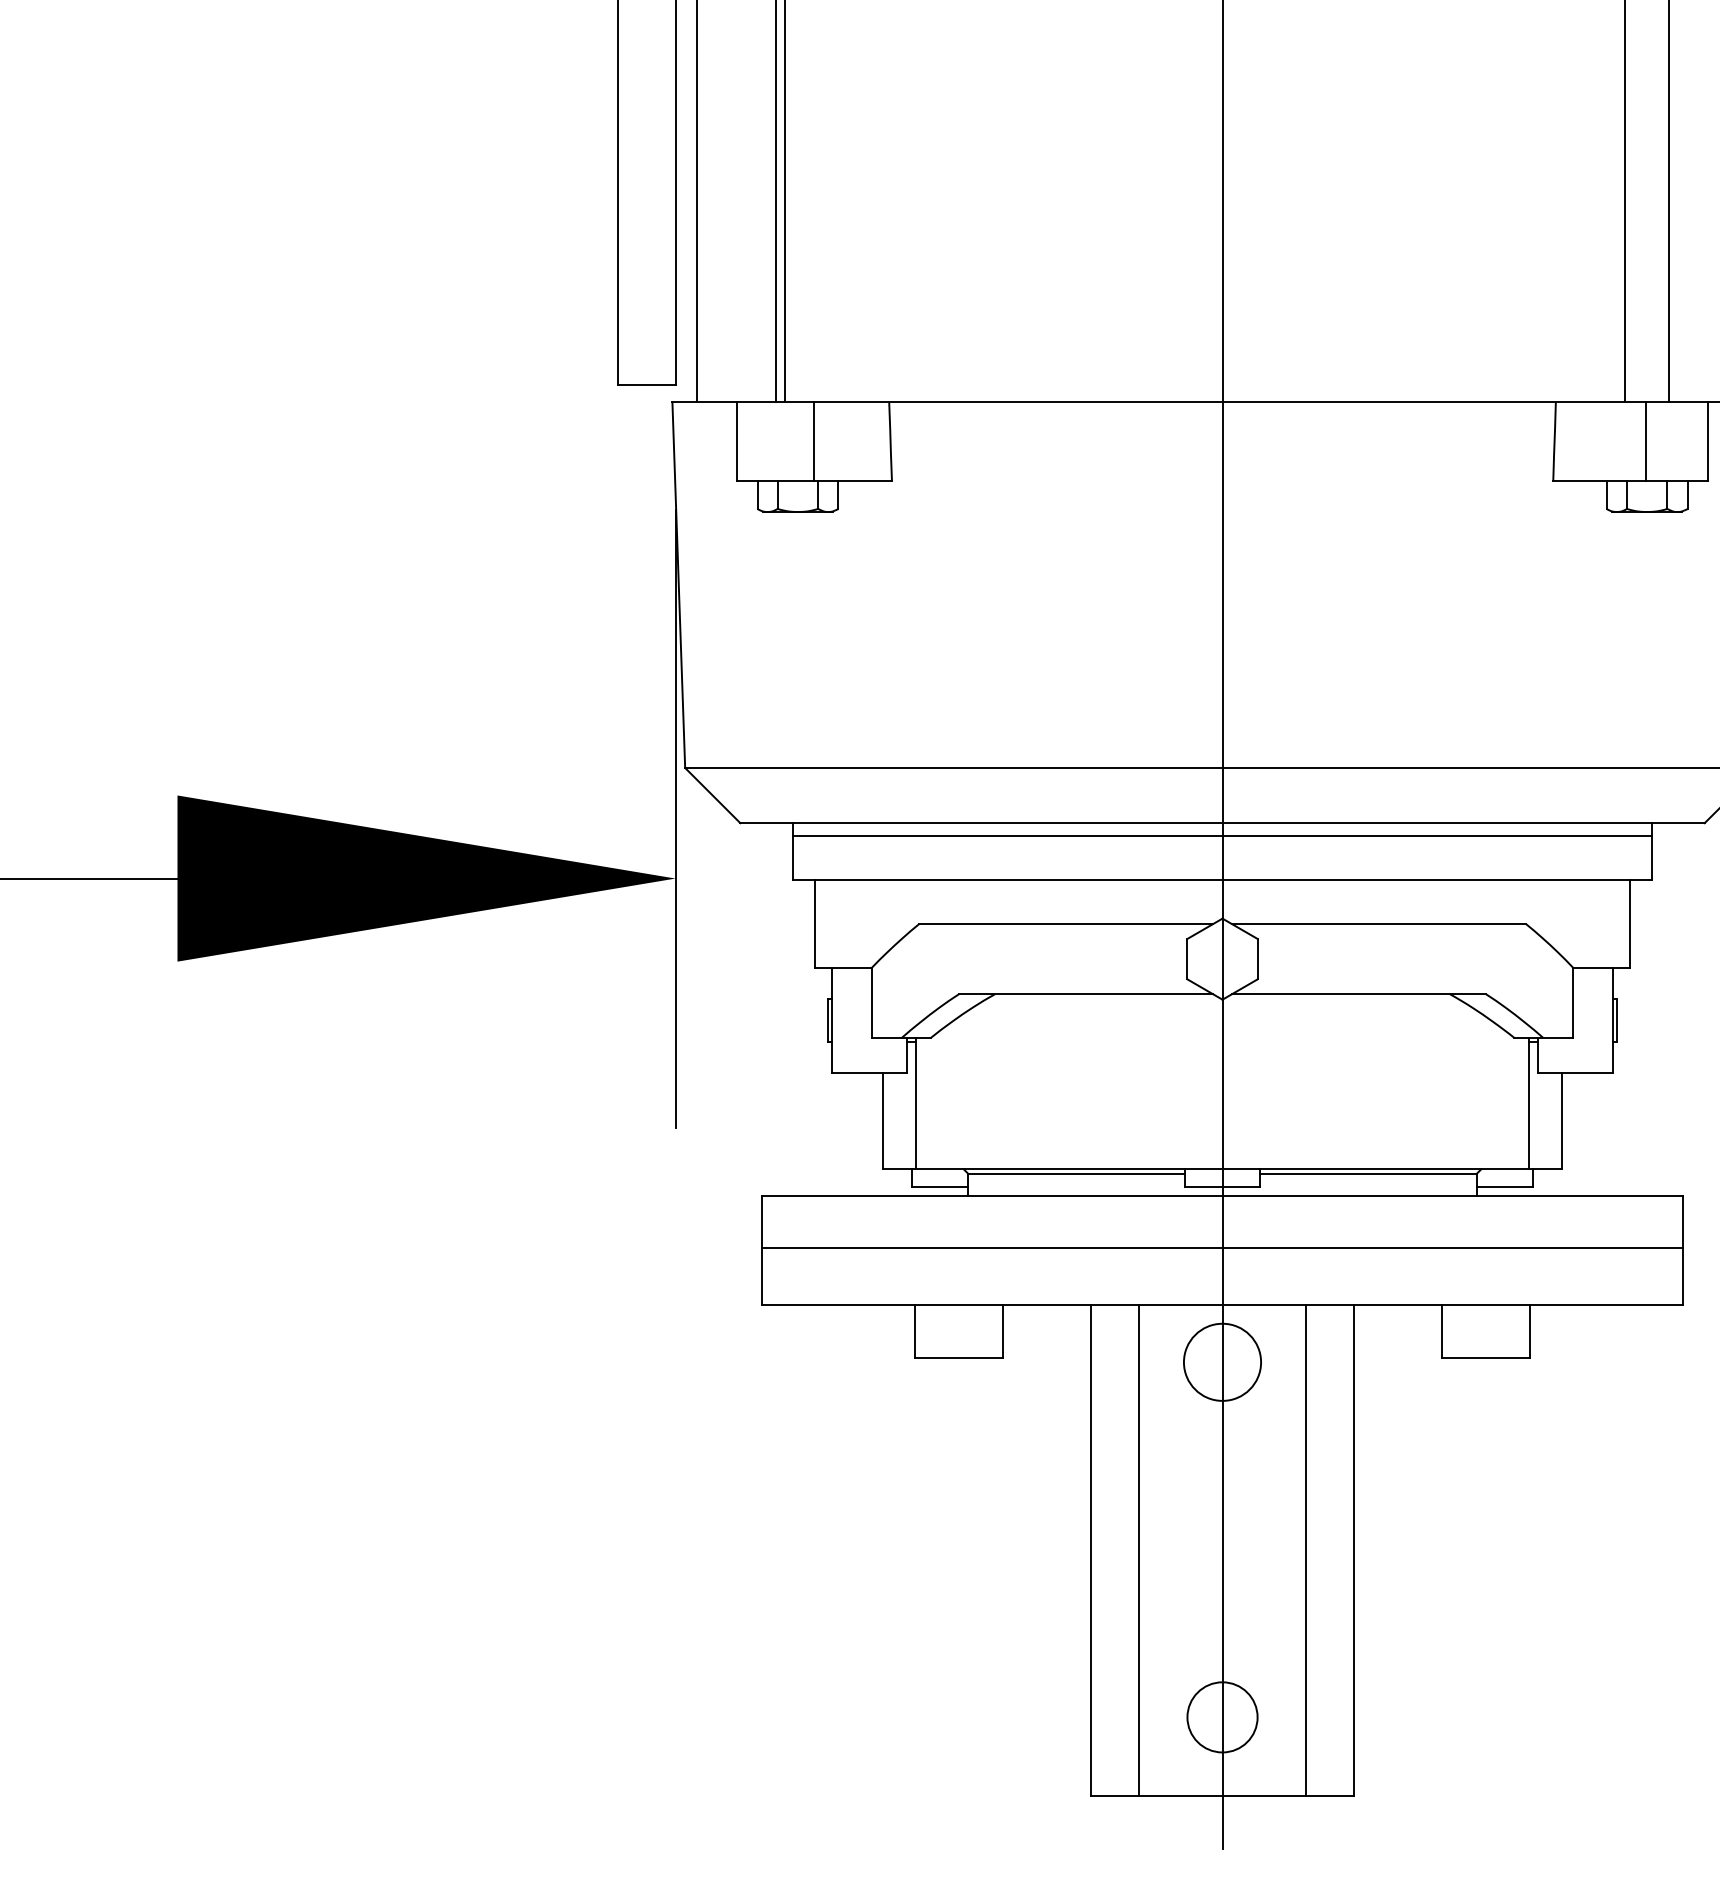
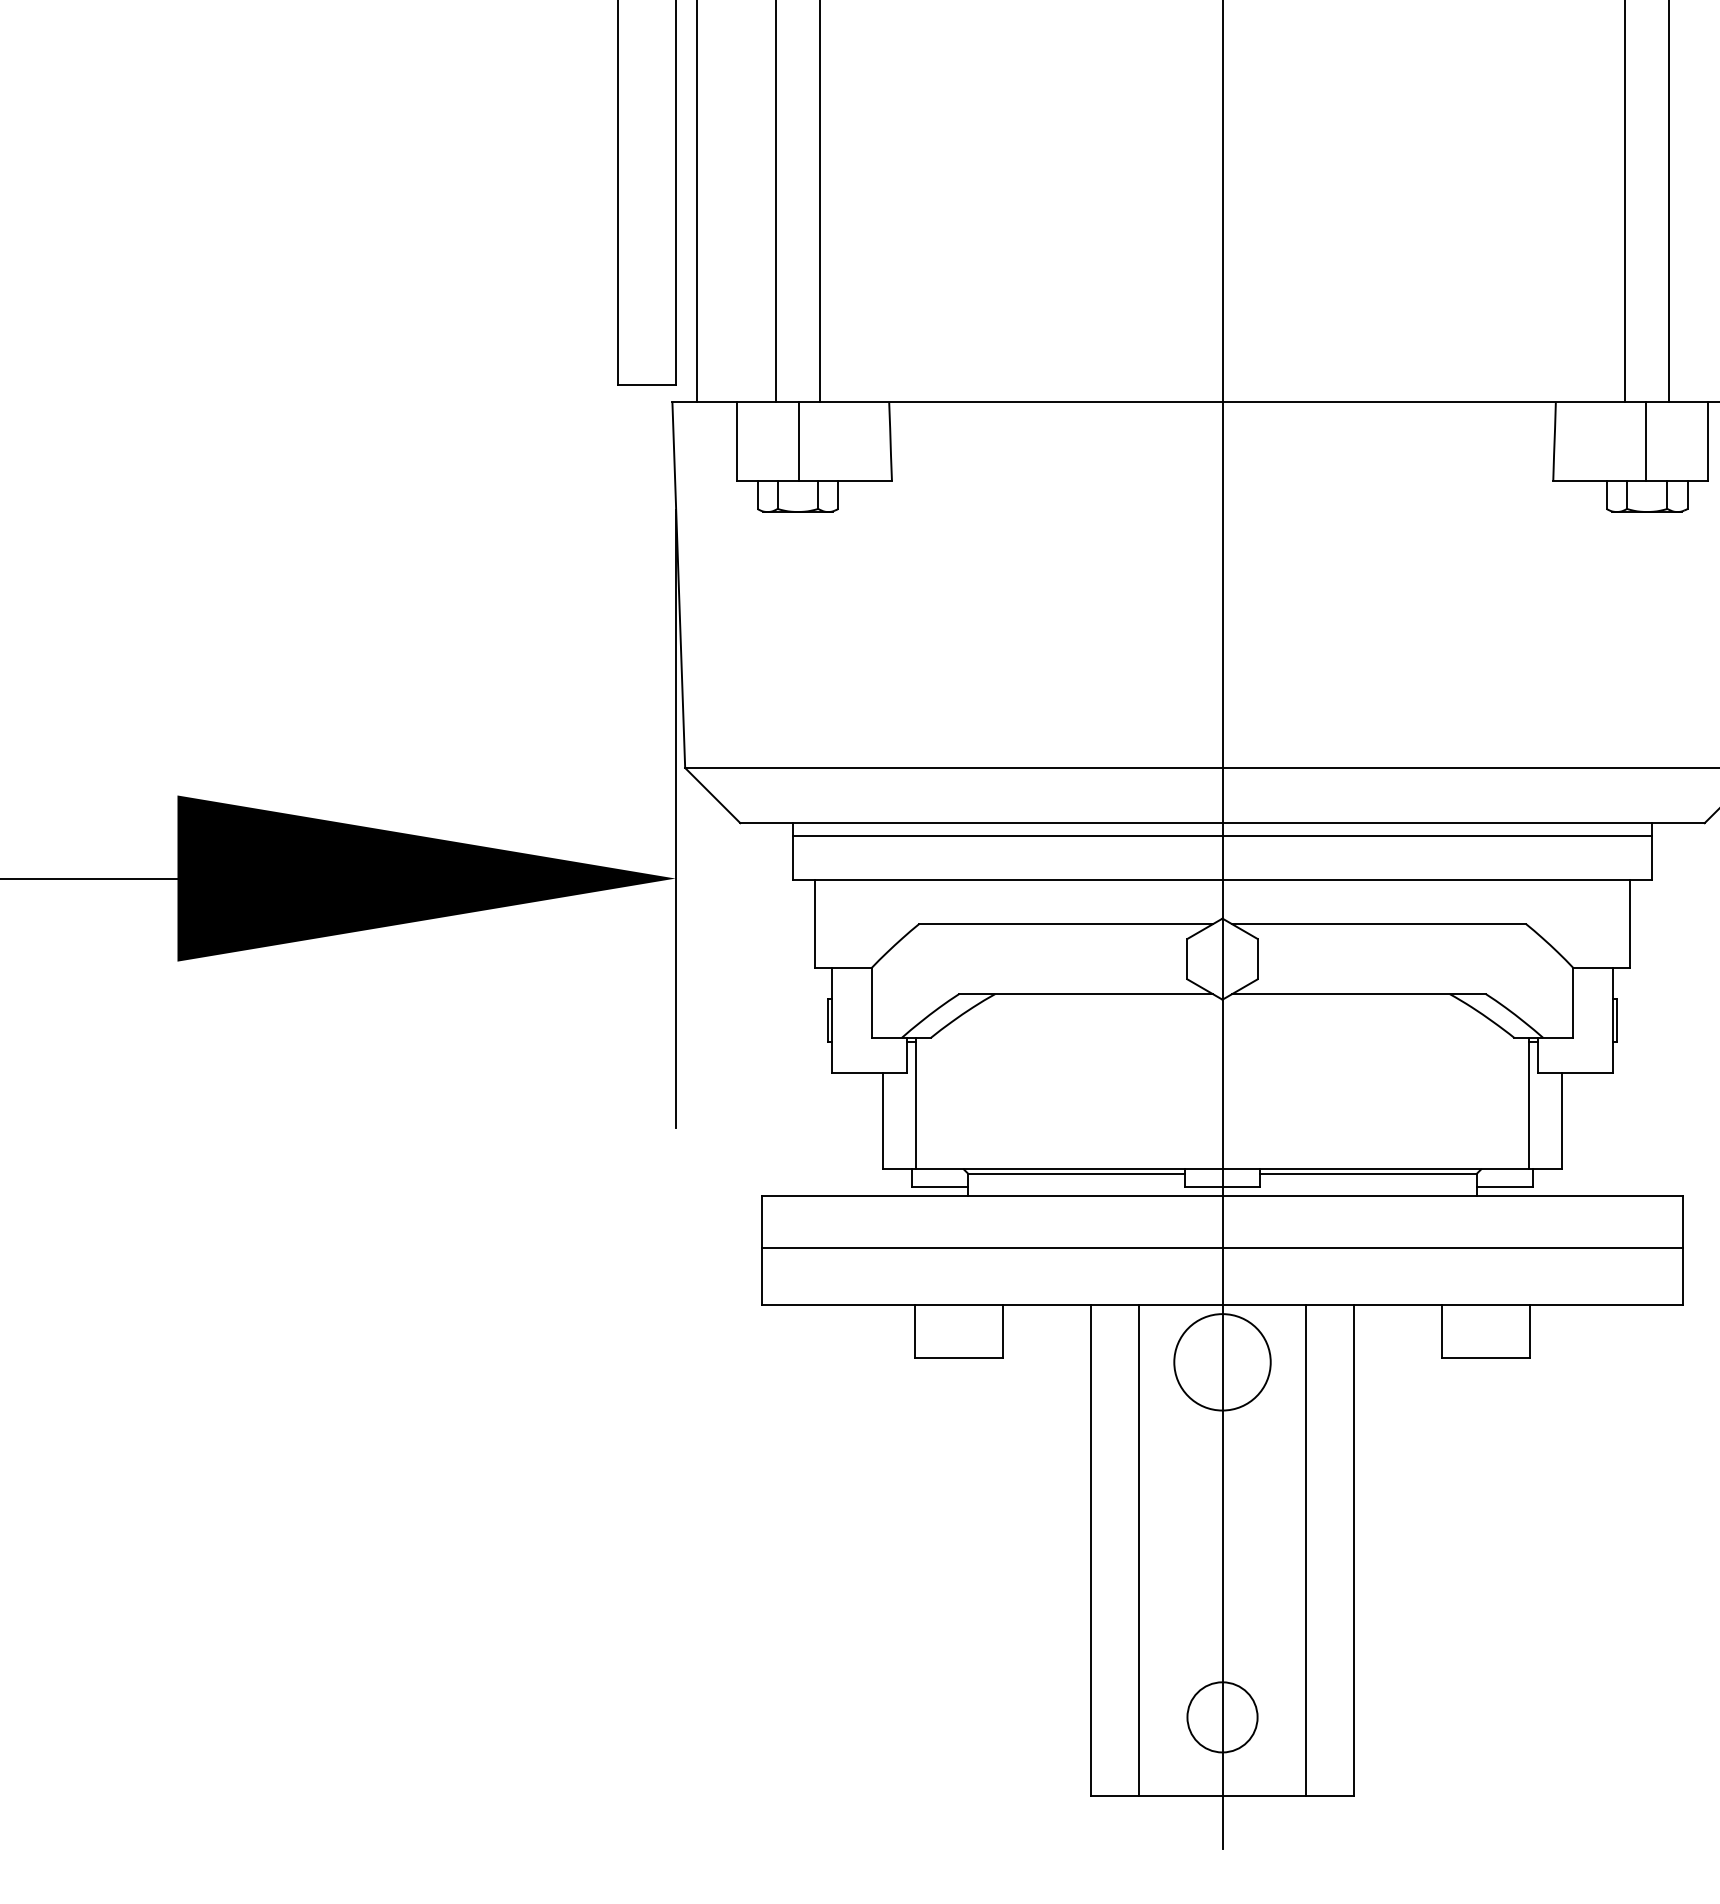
line position: (784, 202) -> (819, 202) (819, 202)
line position: (813, 441) -> (798, 441) (798, 441)
circle diameter: 77 px -> 96 px (1222, 1362)
